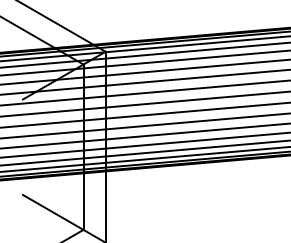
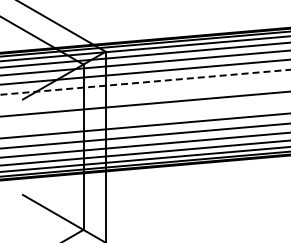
line: solid -> dashed (145, 82)
line: present -> none (144, 92)
line: present -> none (144, 114)
